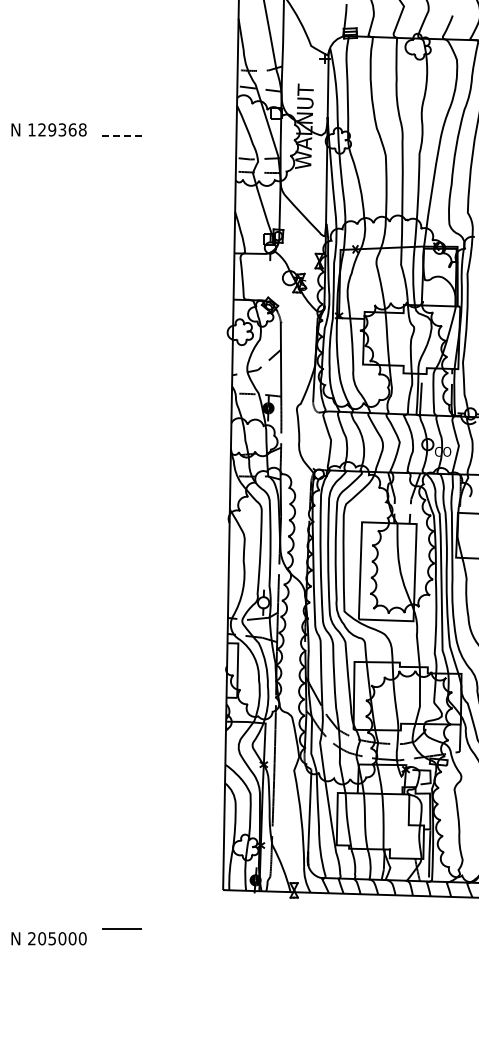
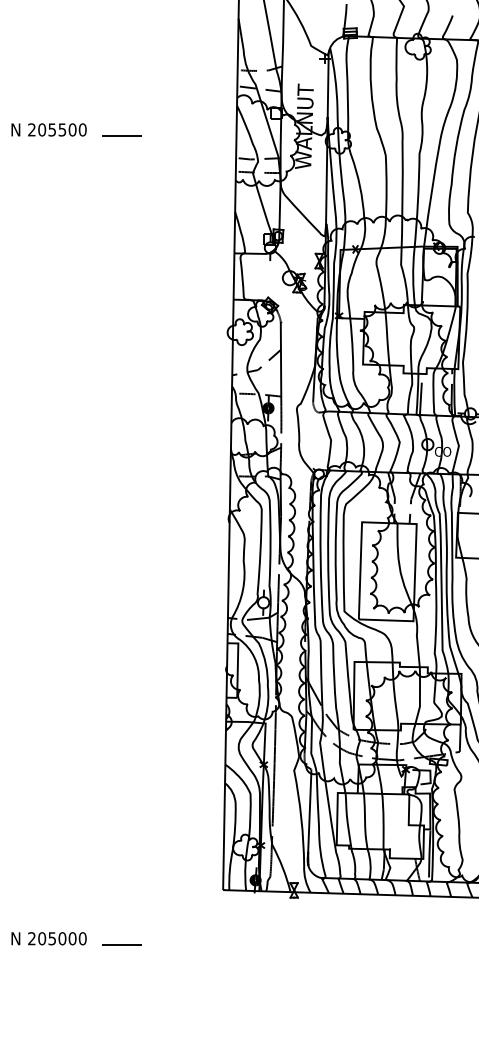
text: 129368 -> 205500 (57, 129)
line: dashed -> solid (121, 136)
line position: (121, 928) -> (121, 944) (121, 944)
